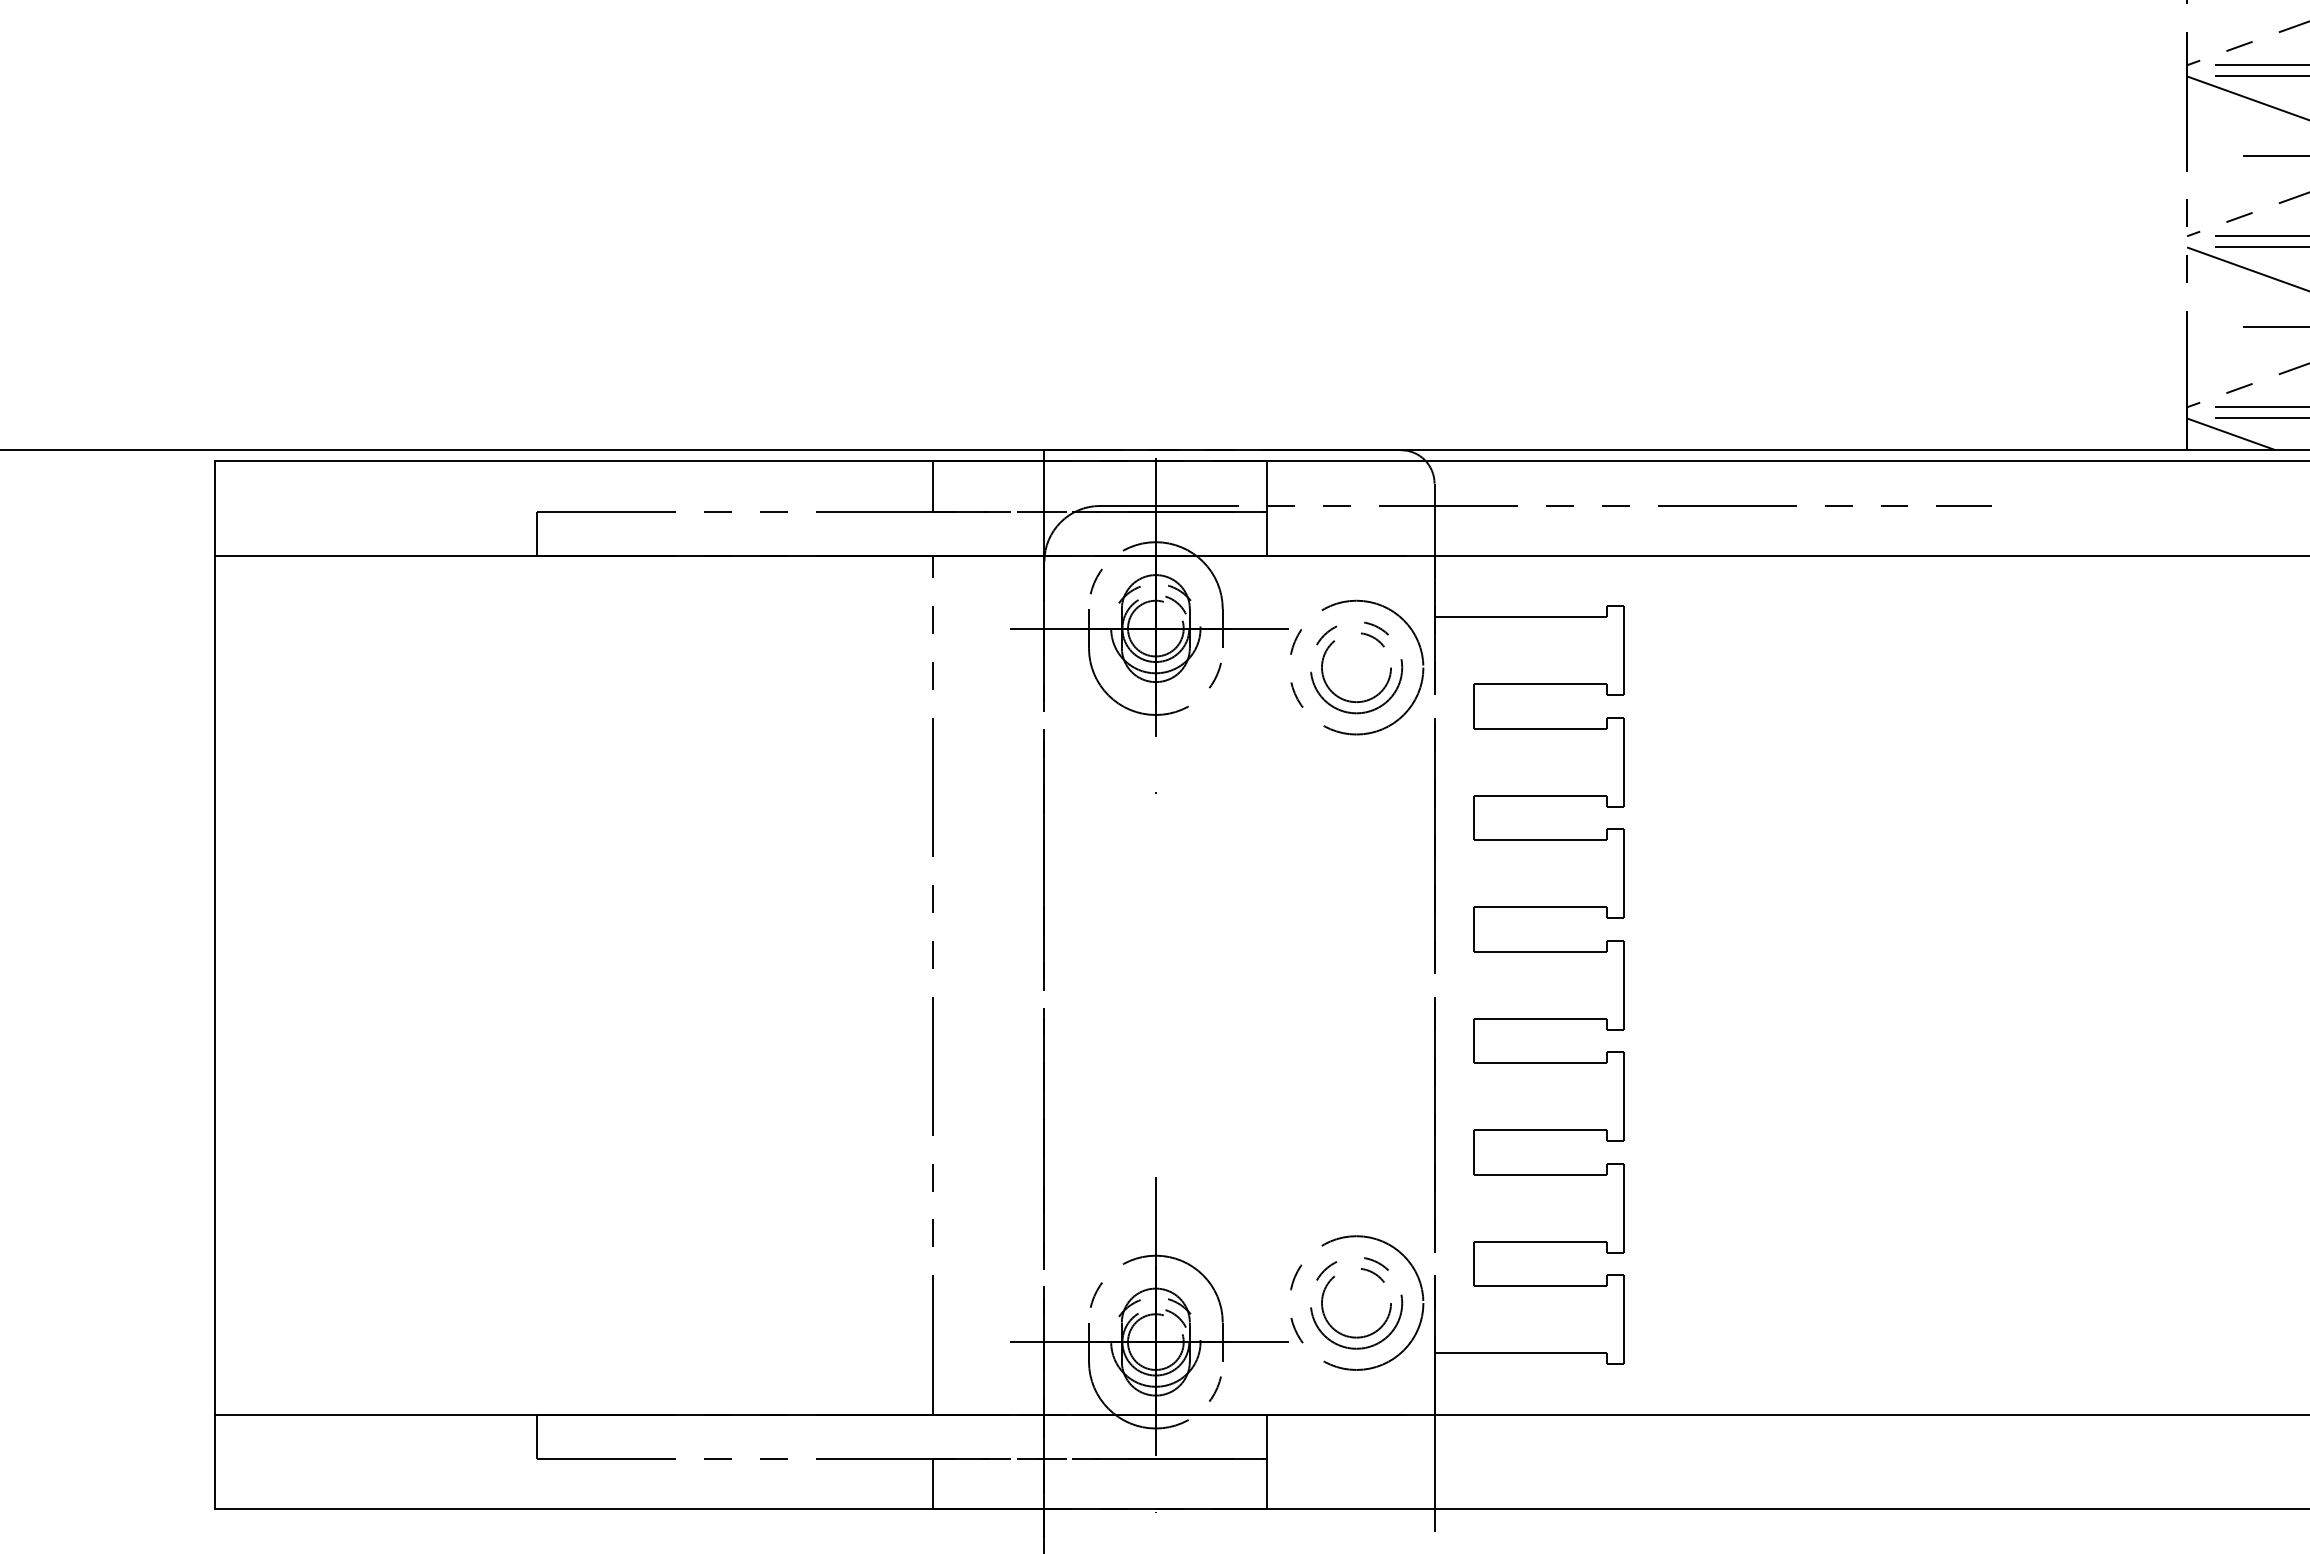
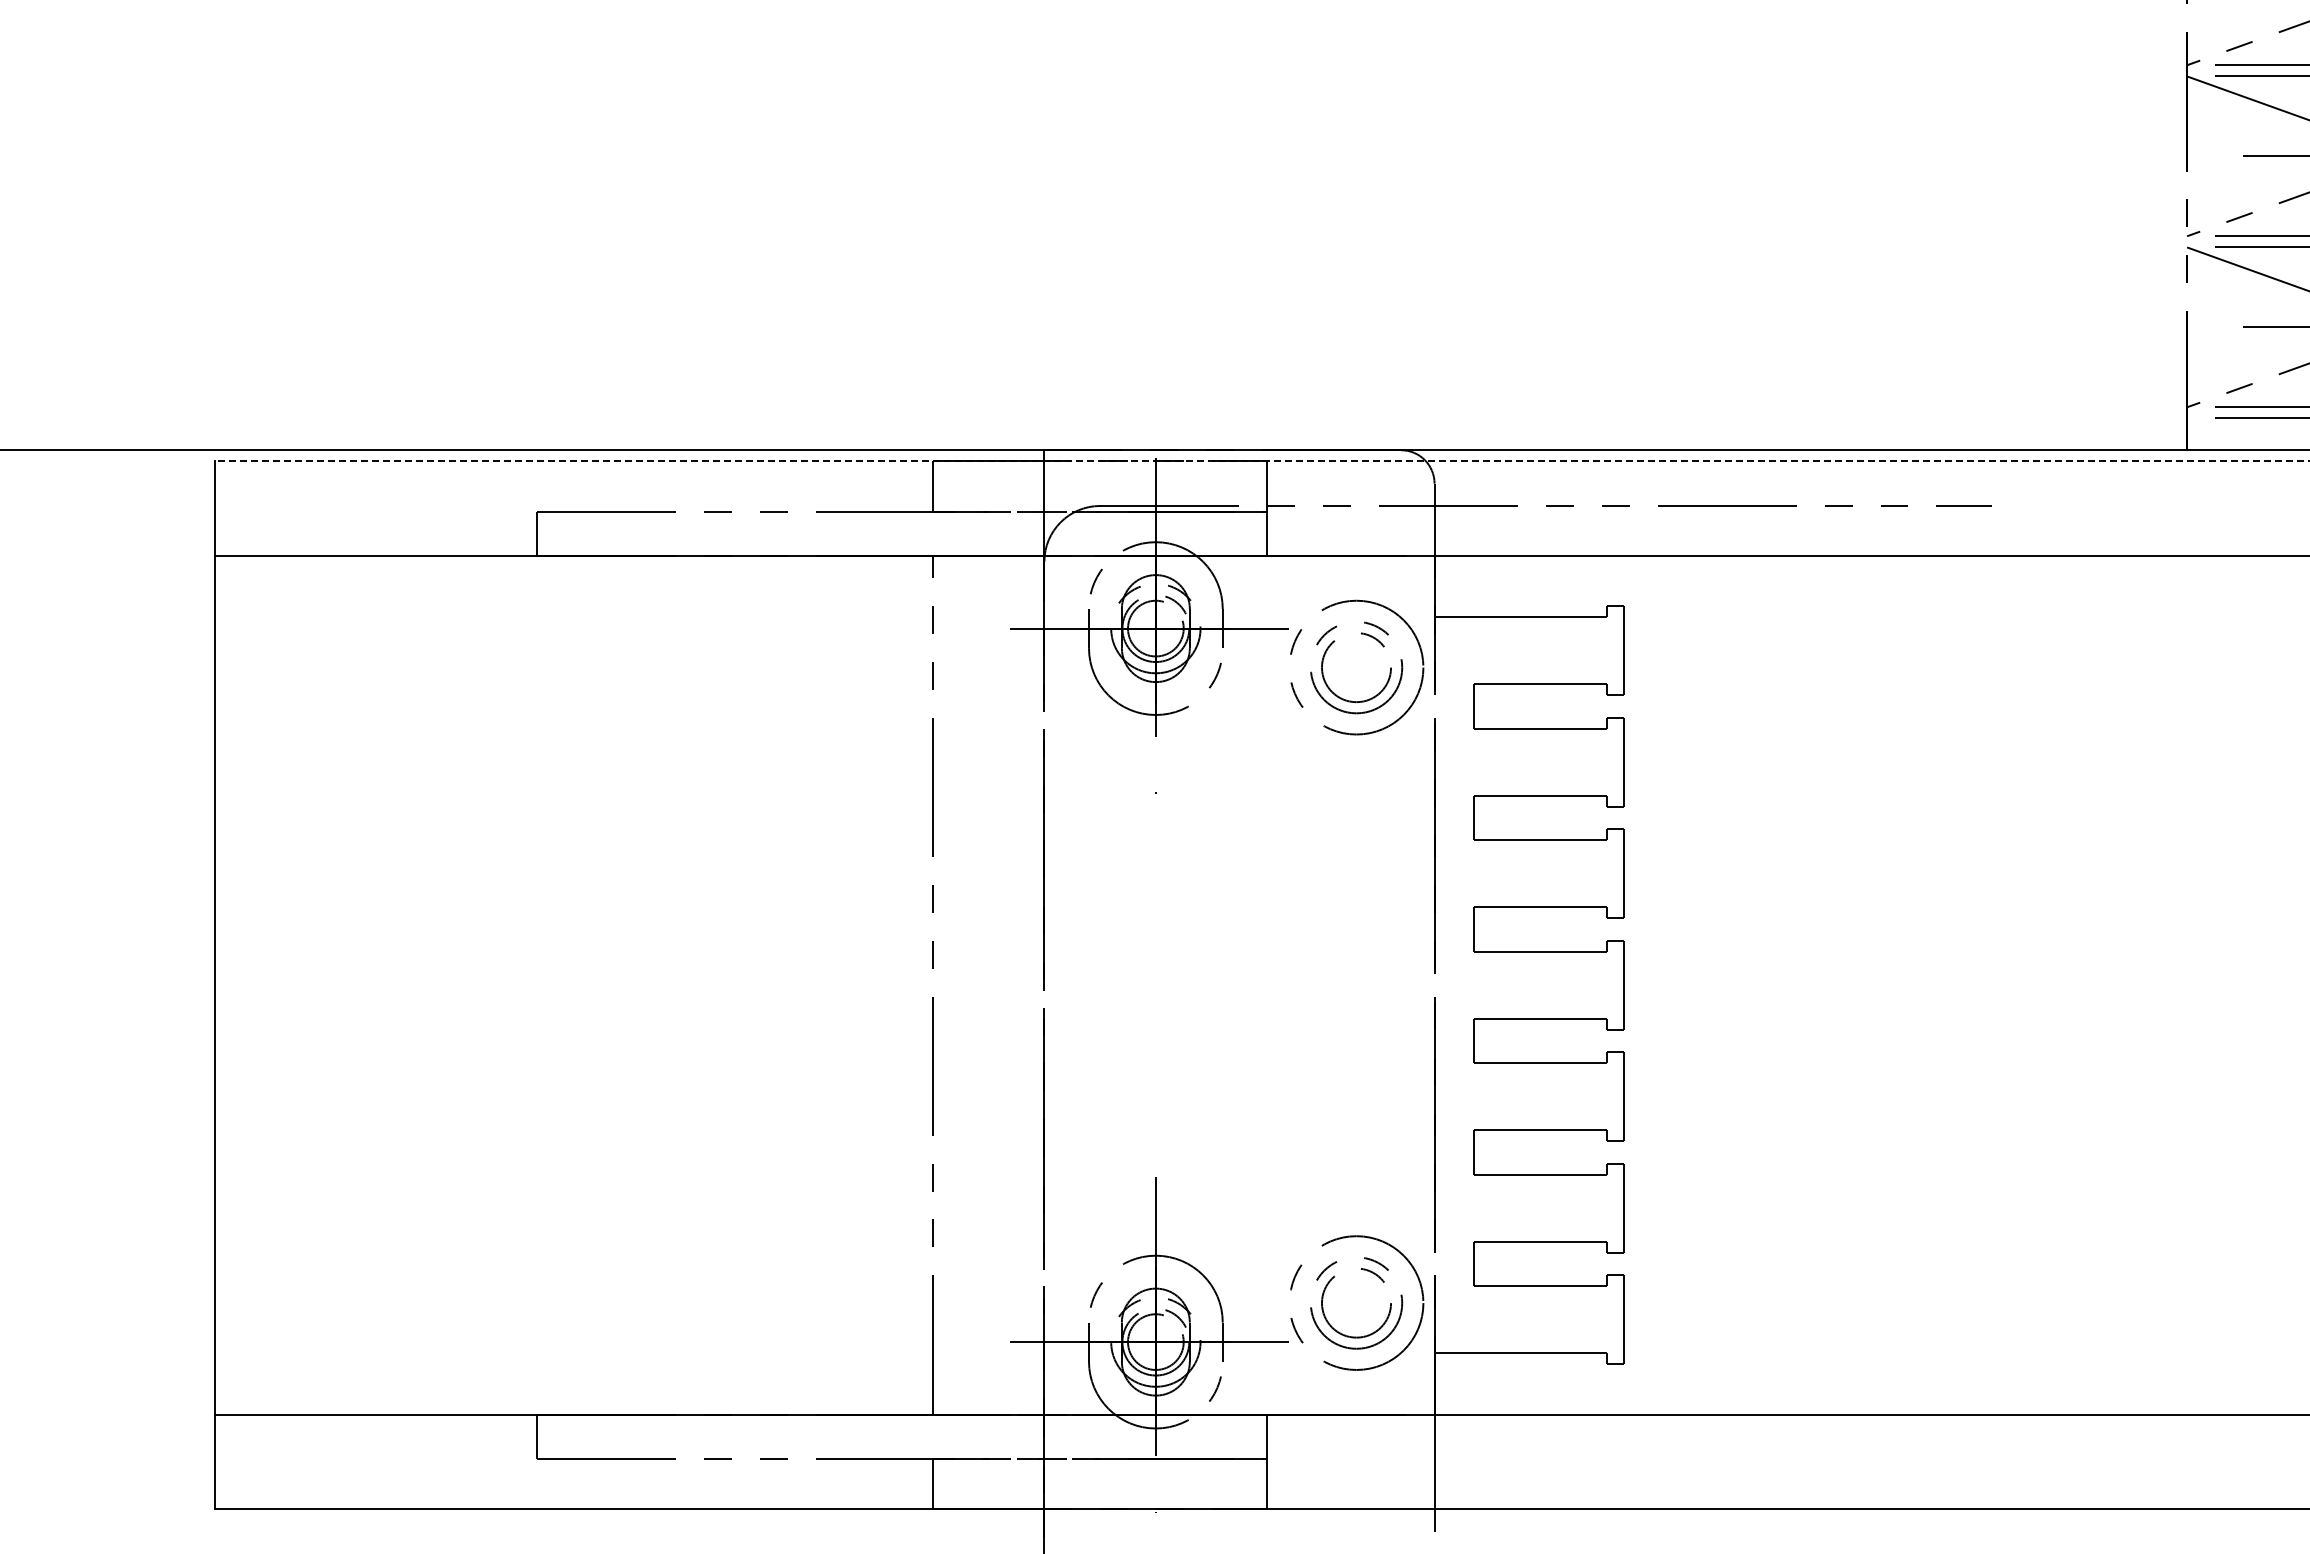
line: present -> none (2231, 434)
line: solid -> dashed (1262, 461)
